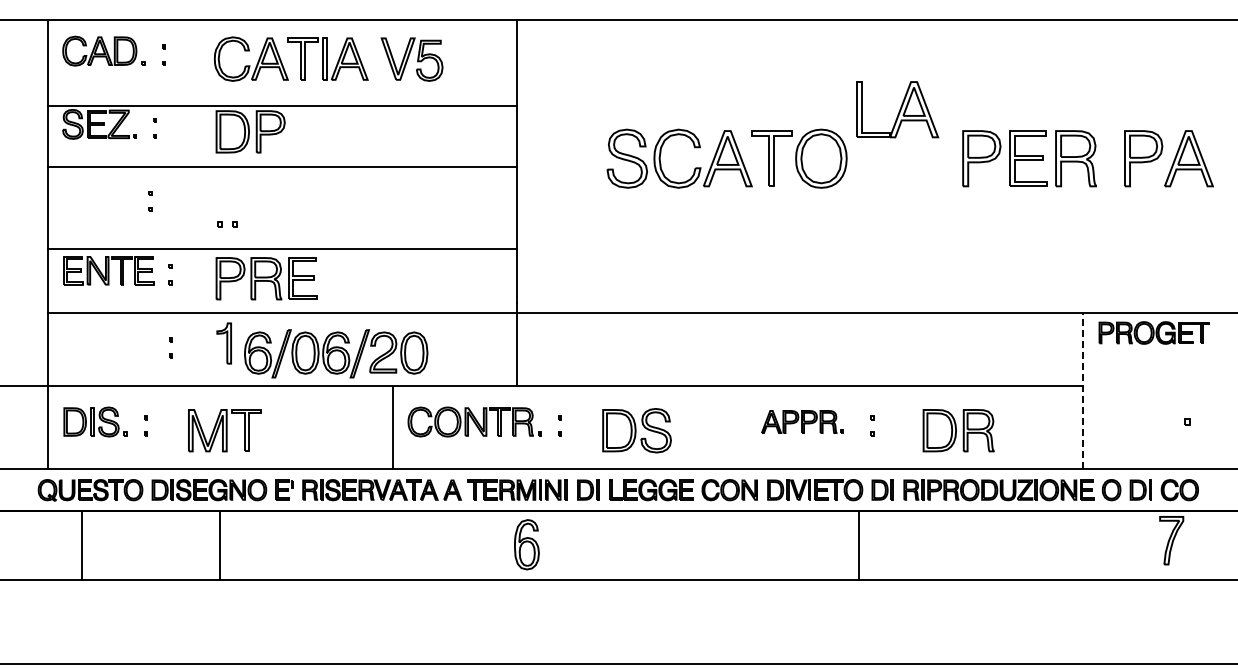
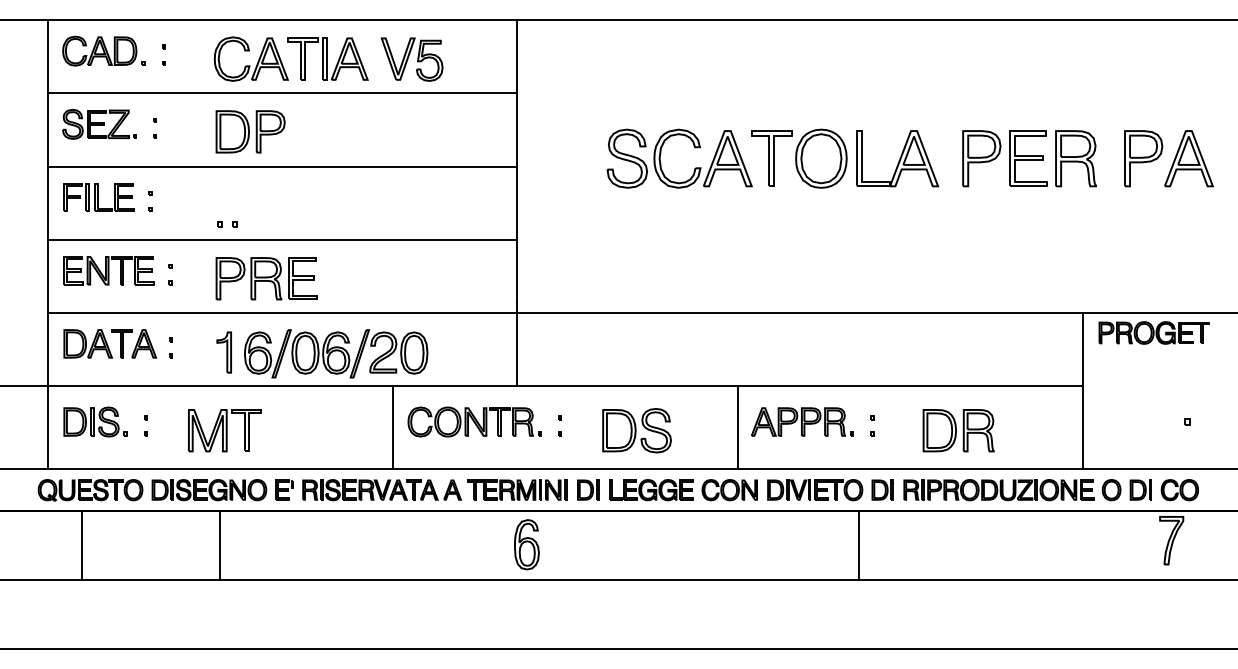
line position: (282, 106) -> (282, 93) (282, 93)
part position: (897, 109) -> (897, 158) (897, 158)
part: none -> present (98, 197)
line position: (282, 248) -> (282, 239) (282, 239)
part: none -> present (110, 343)
part position: (223, 343) -> (223, 352) (223, 352)
line: dashed -> solid (1083, 390)
part size: 83x24 px -> 103x30 px (802, 421)
line: none -> present (738, 427)
line position: (618, 663) -> (618, 648) (618, 648)
